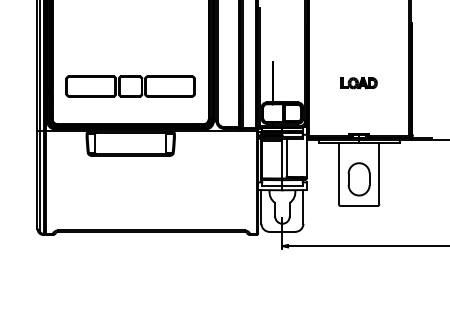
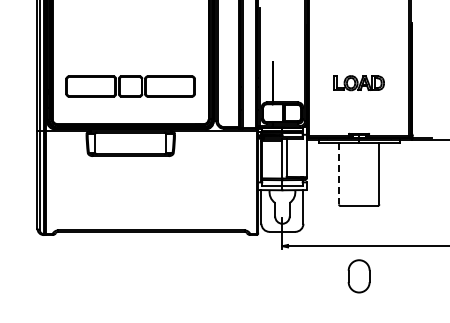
part size: 38x13 px -> 52x17 px (358, 83)
line: solid -> dashed (338, 173)
part position: (358, 179) -> (358, 276) (358, 276)
